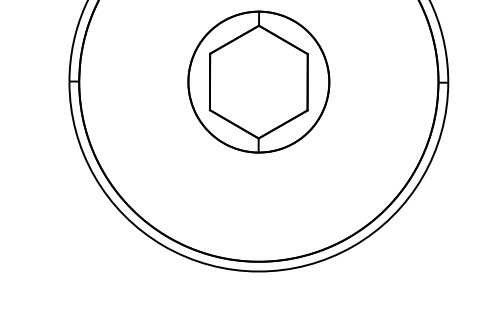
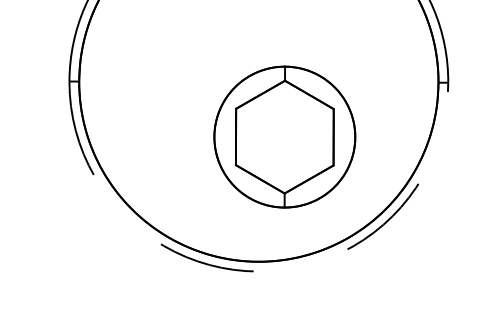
part position: (258, 81) -> (284, 136) (284, 136)
arc: solid -> dashed (258, 271)
